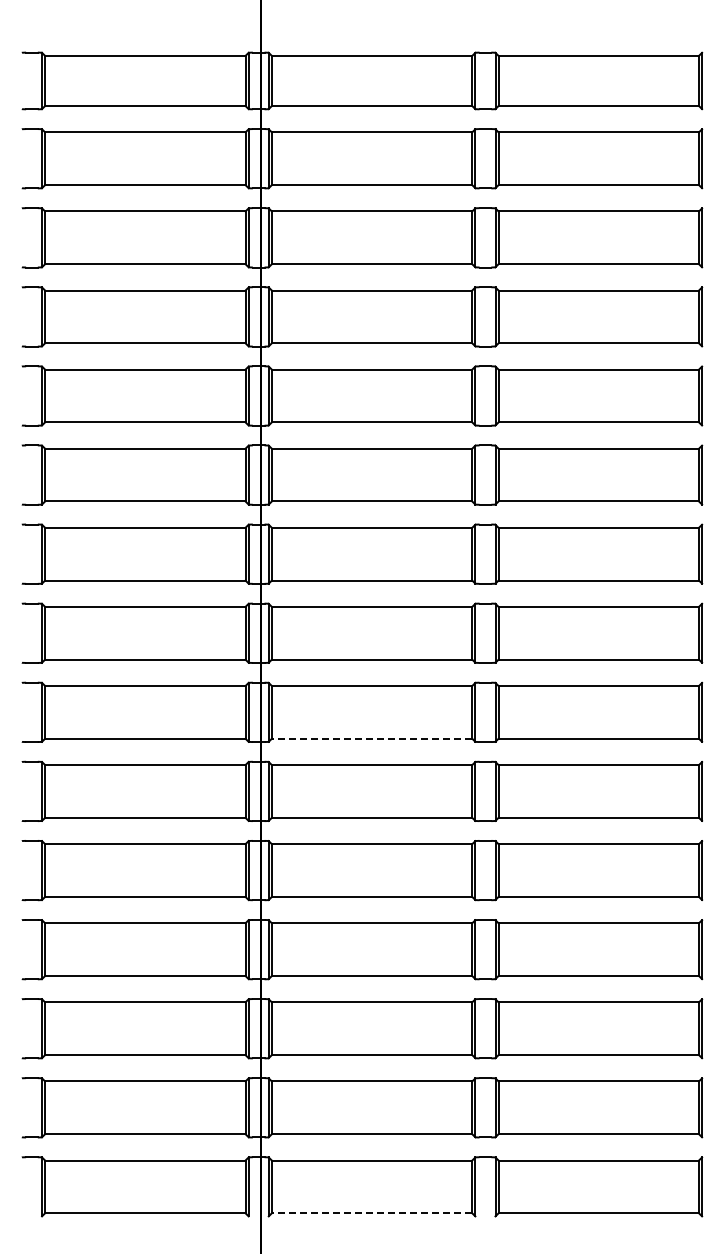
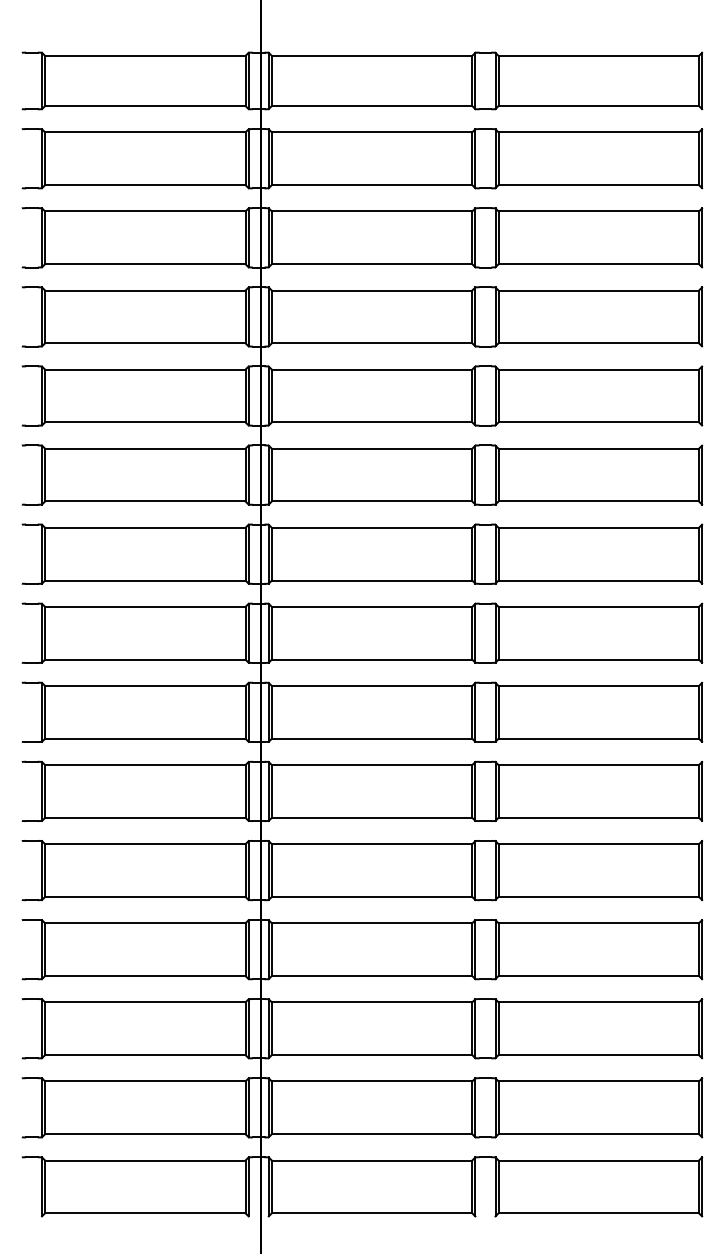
line: dashed -> solid (371, 738)
line: dashed -> solid (371, 1213)
